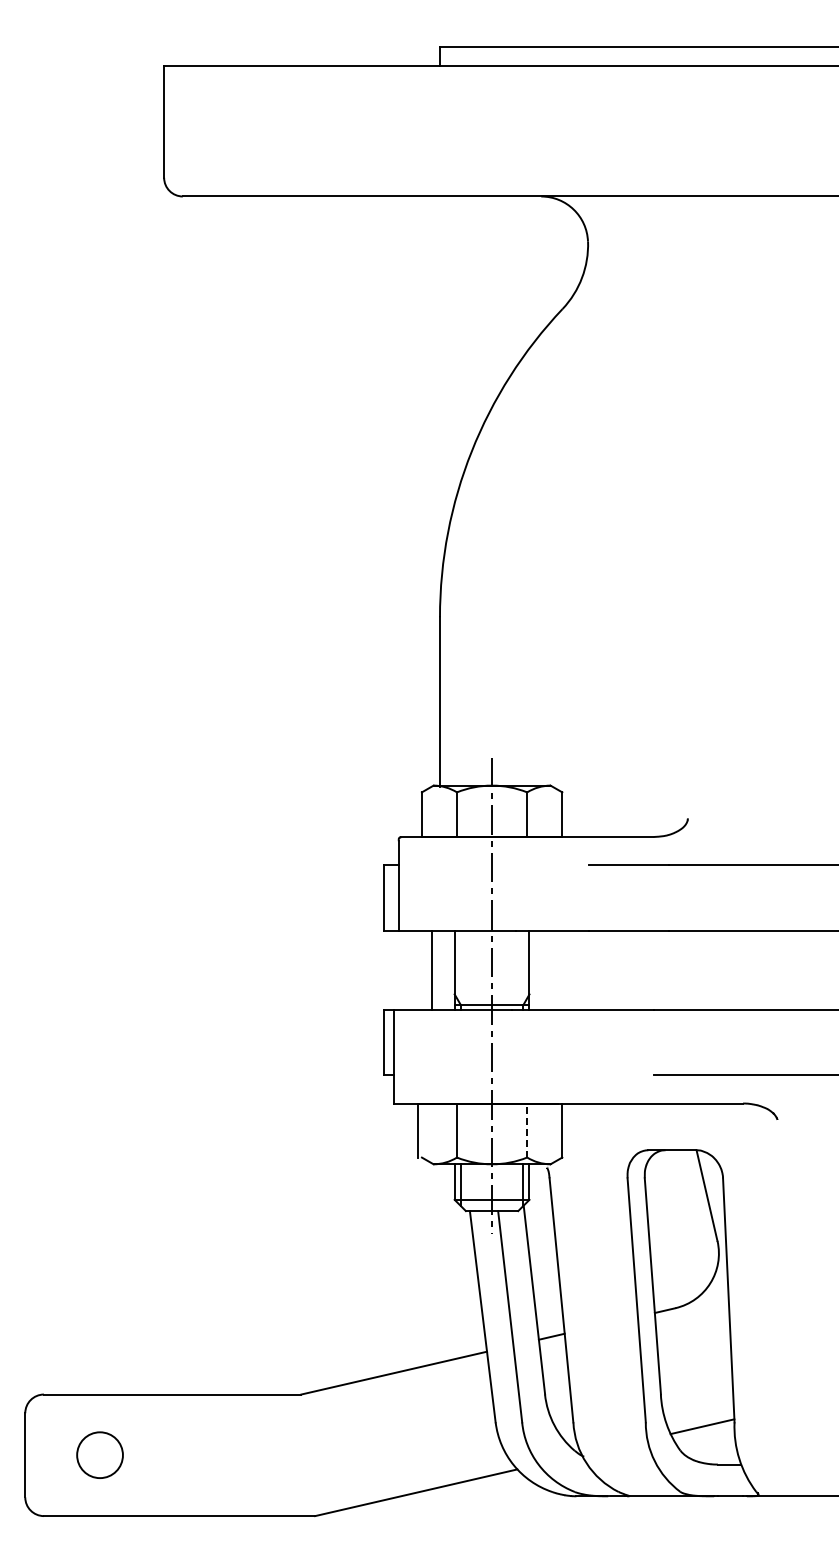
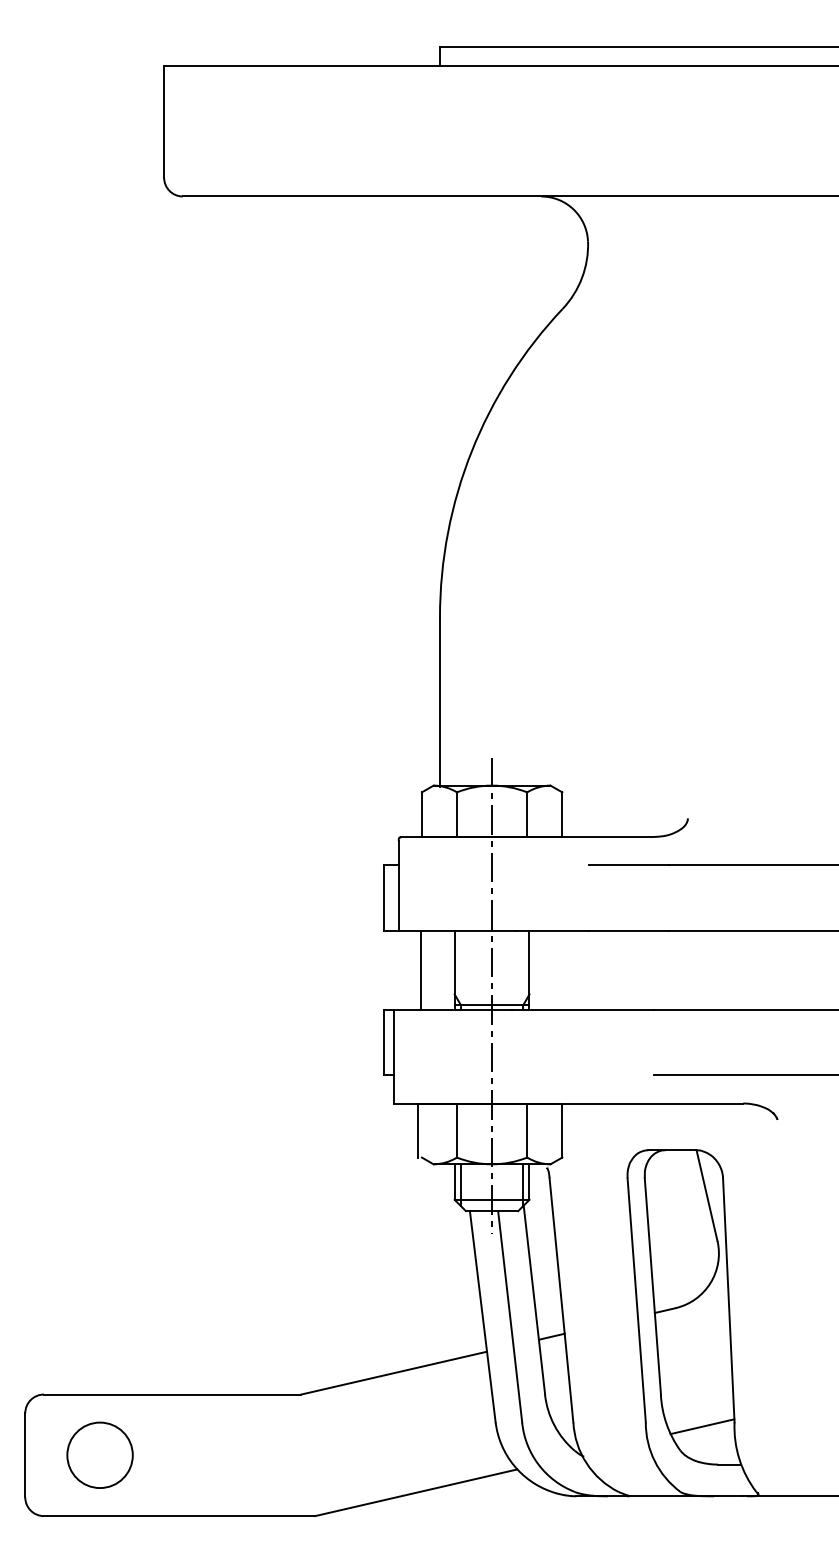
line position: (432, 970) -> (421, 970) (421, 970)
line: dashed -> solid (527, 1130)
circle size: 48x48 px -> 68x68 px (99, 1454)
